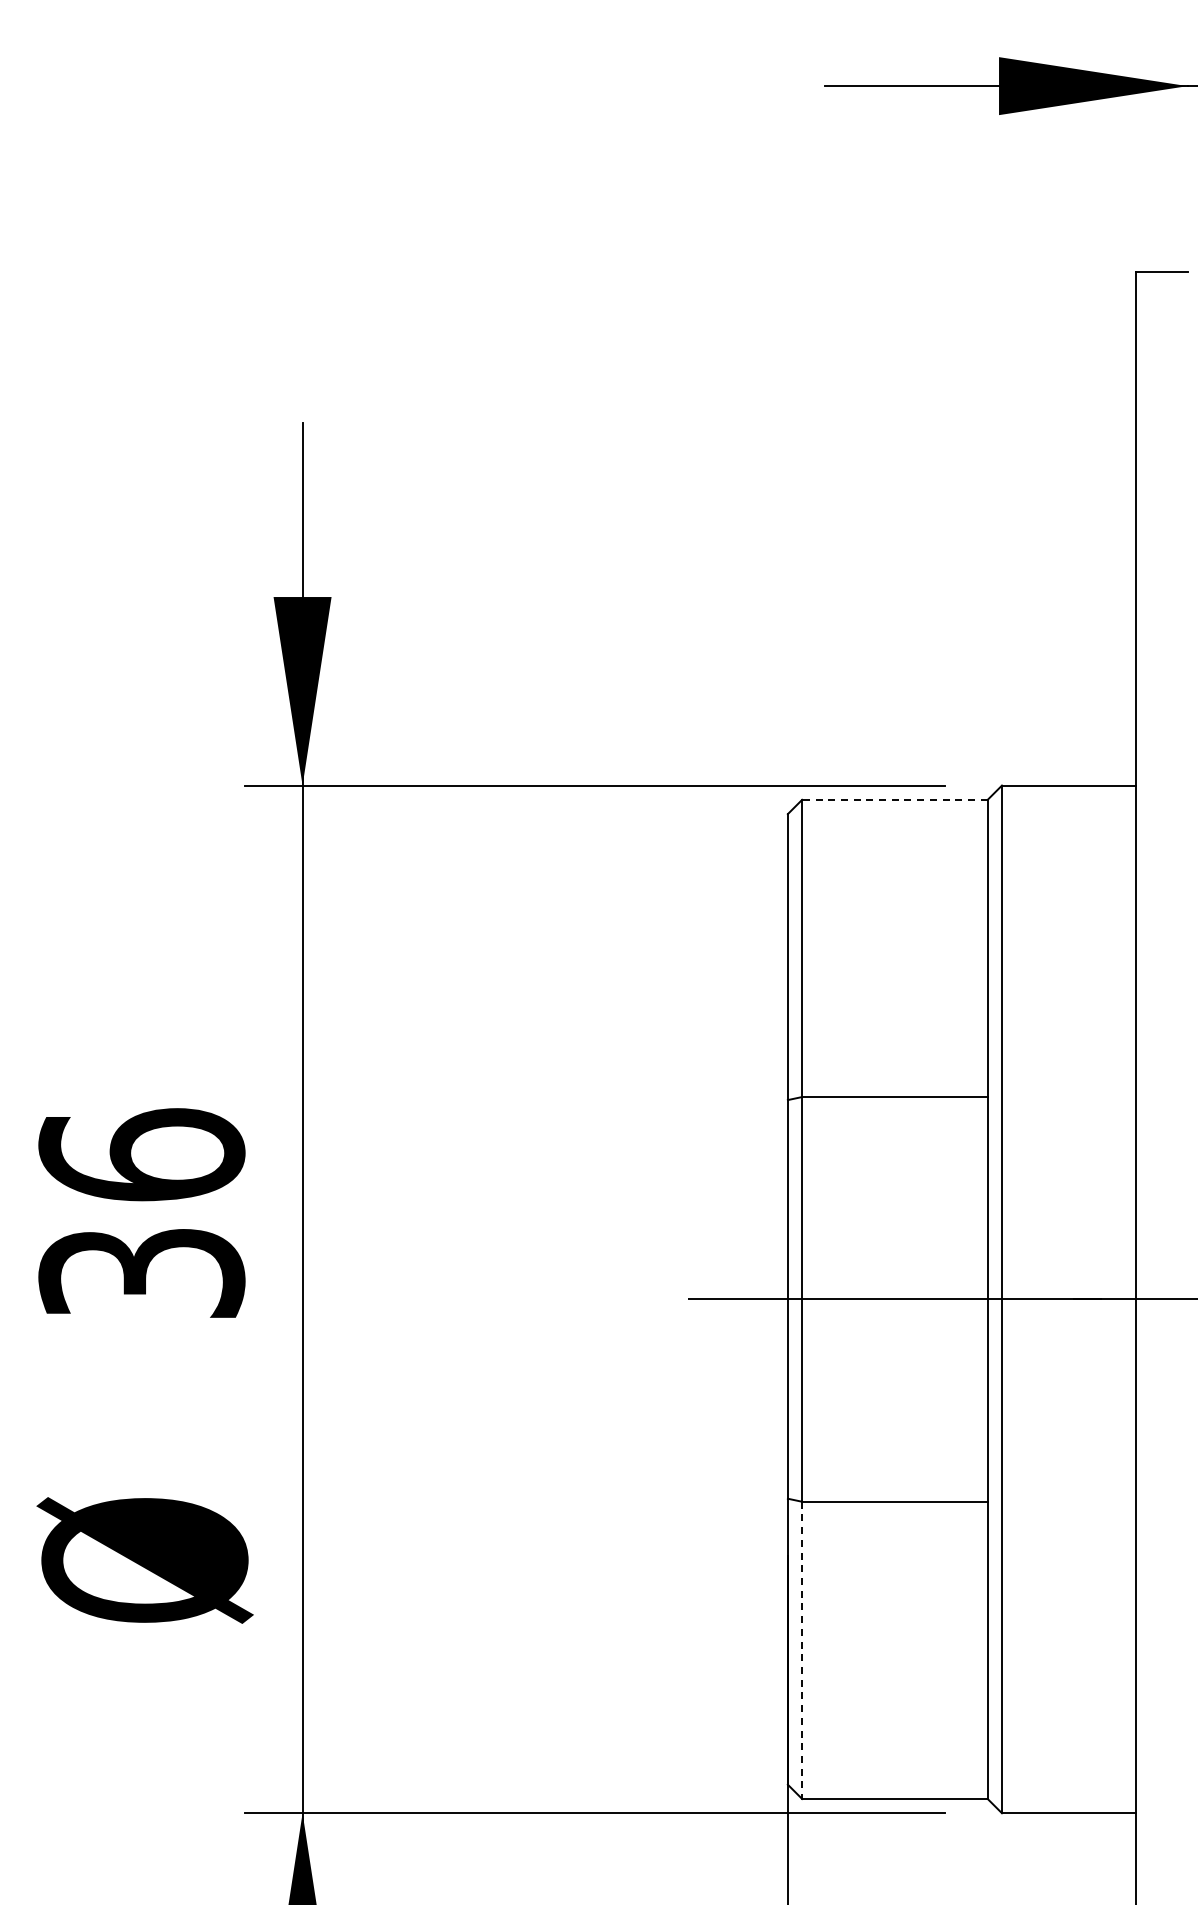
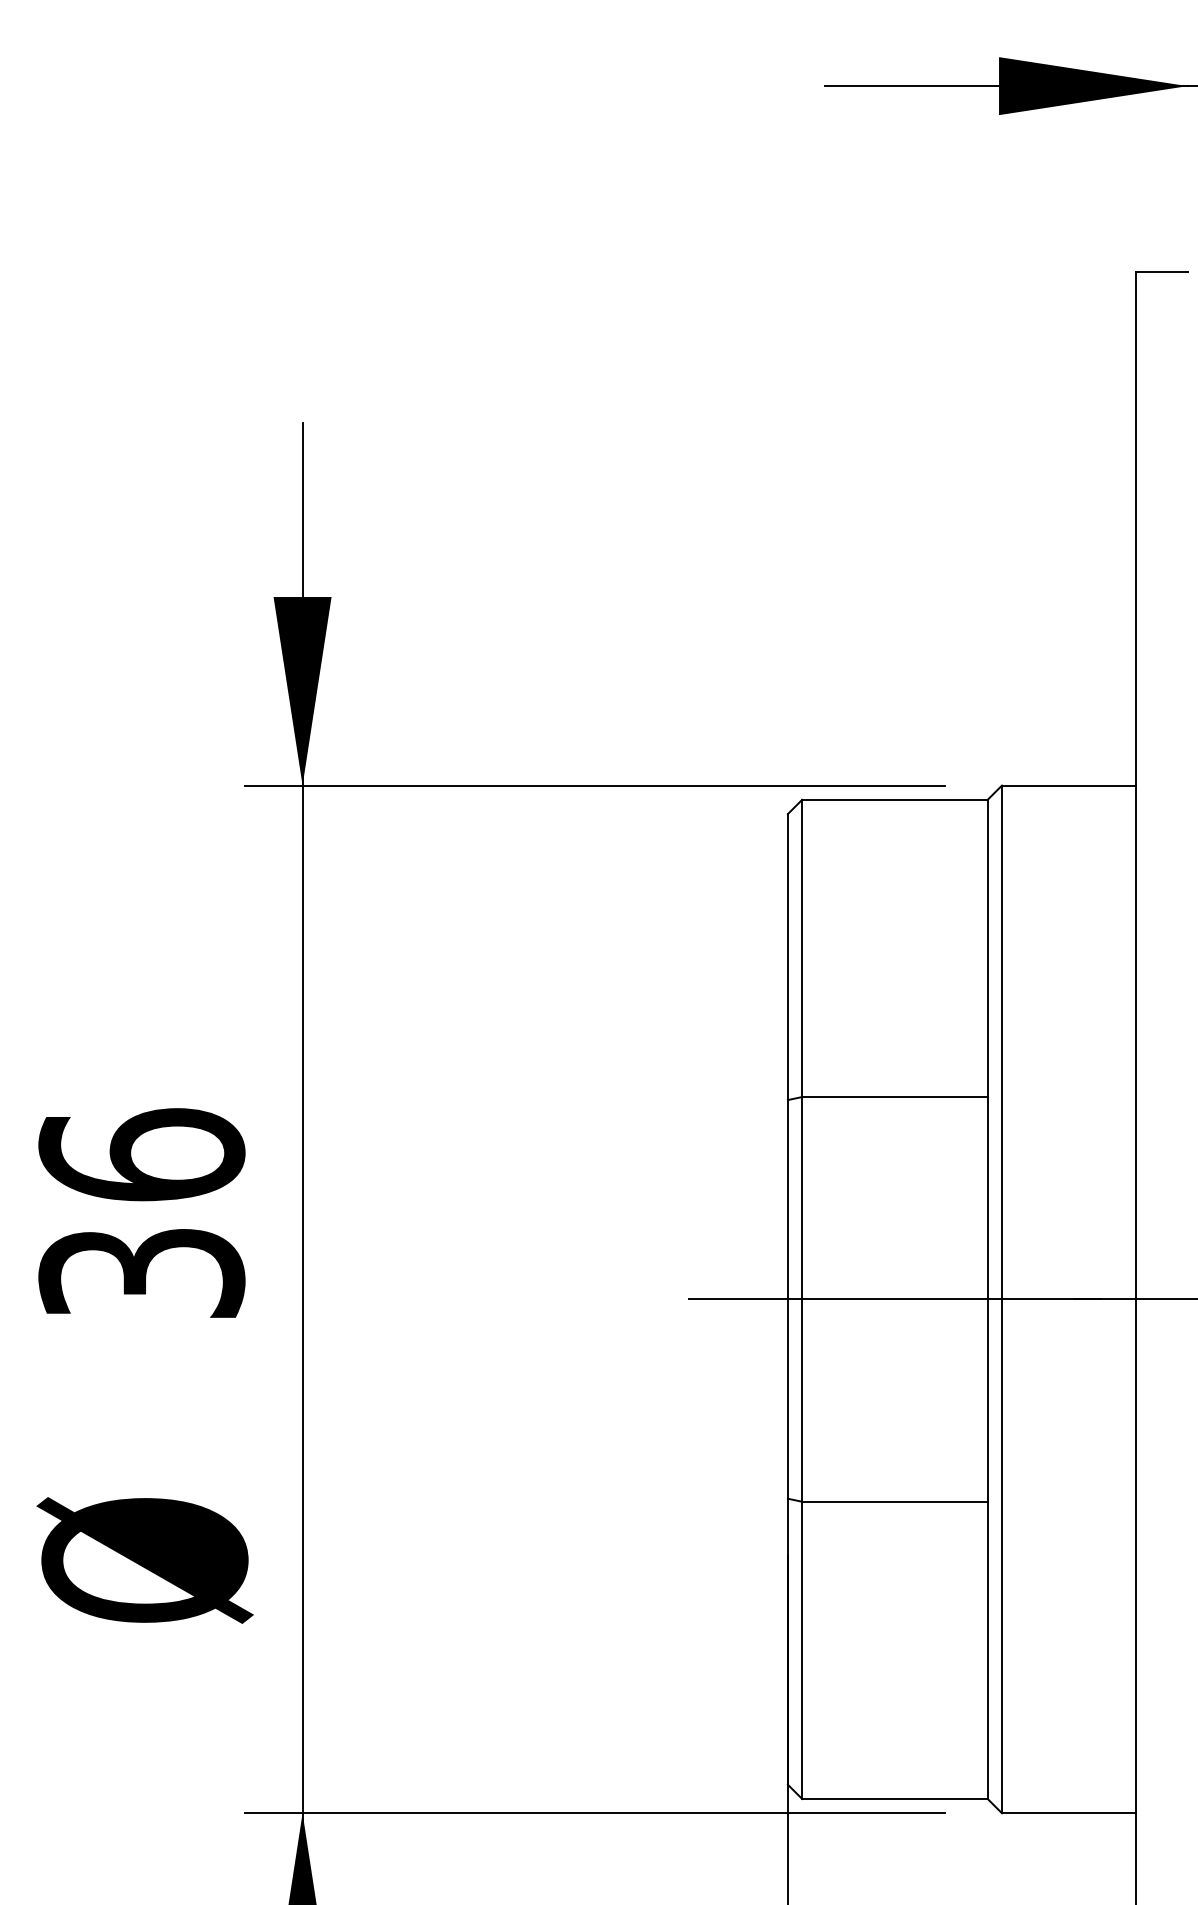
line: dashed -> solid (894, 799)
line: dashed -> solid (802, 1650)
